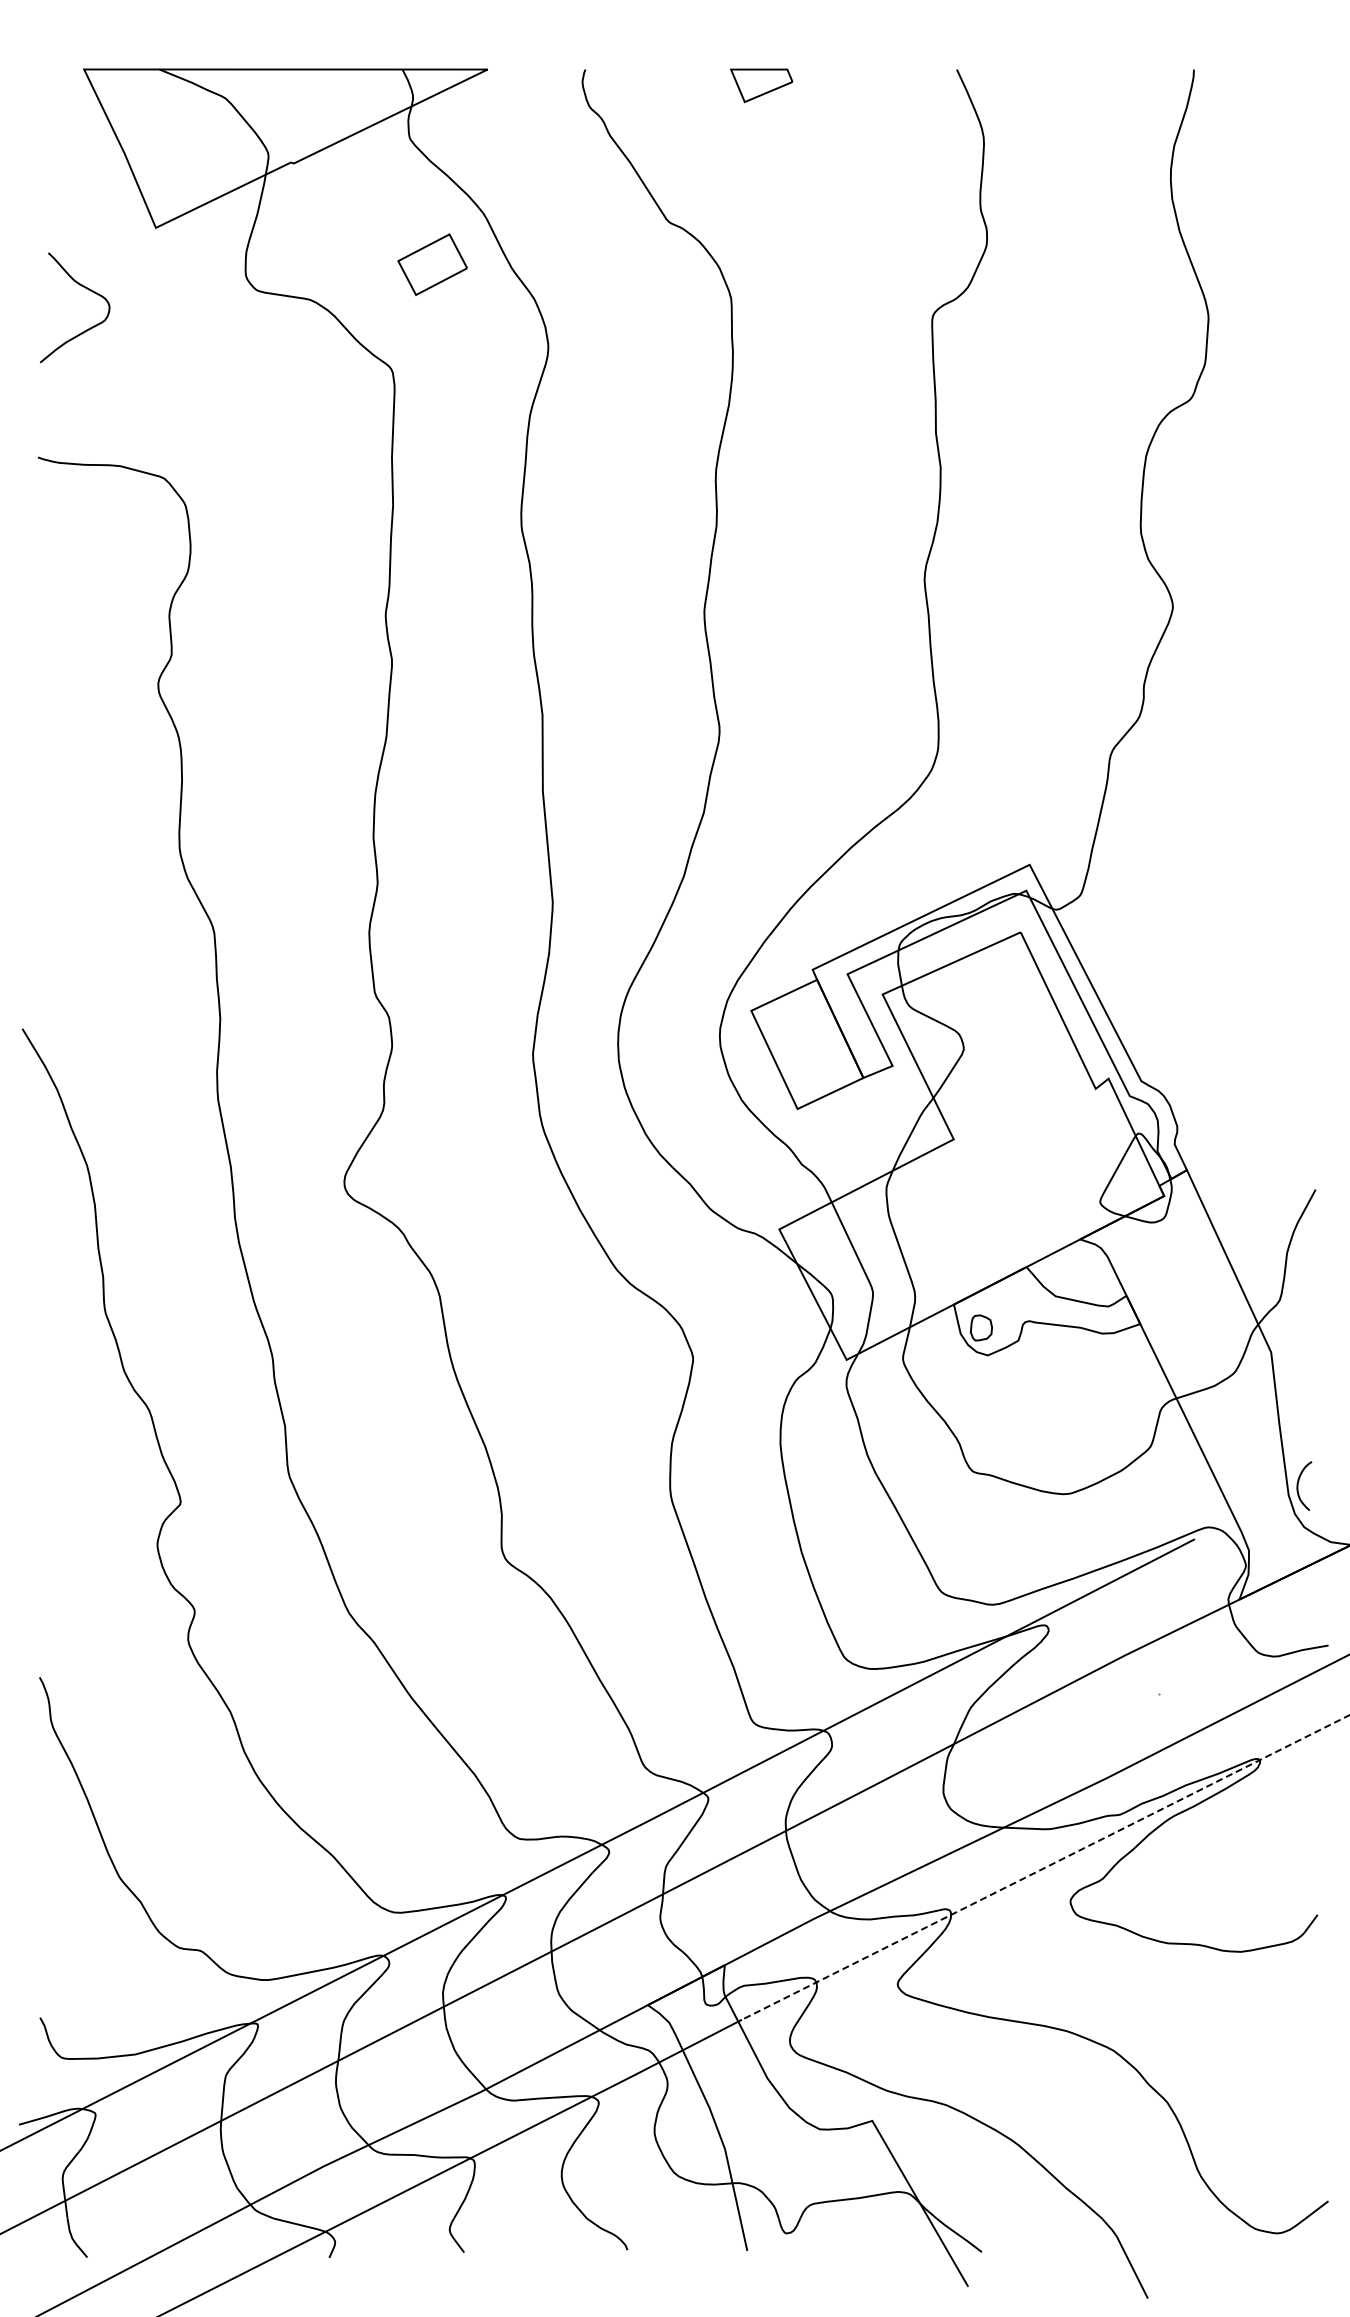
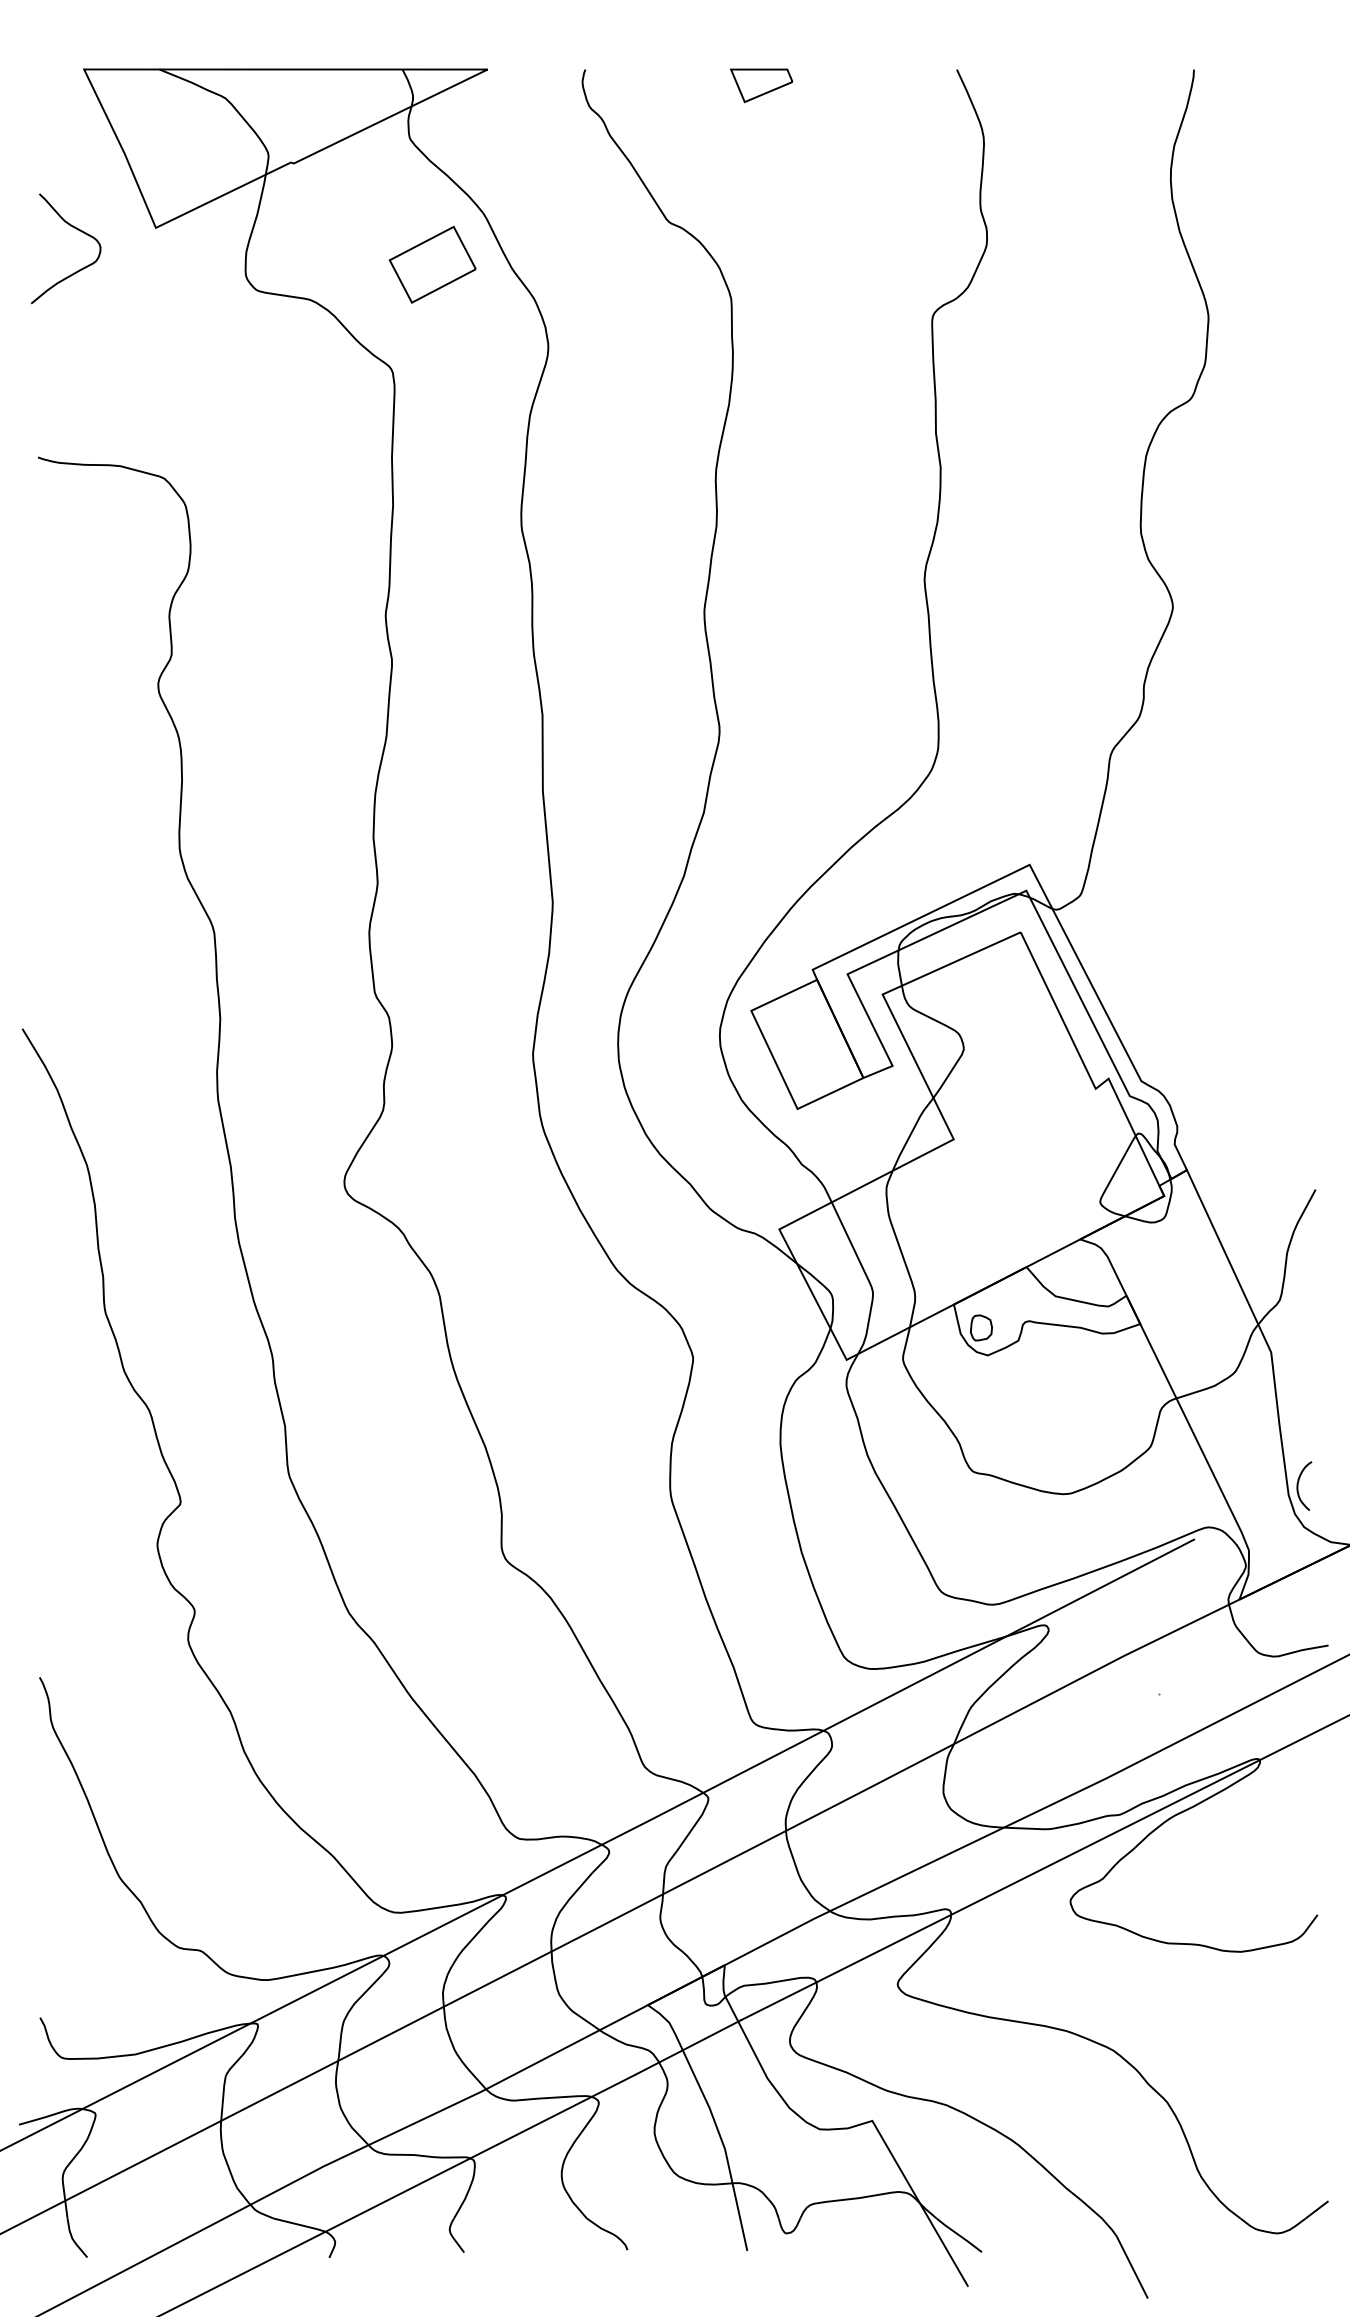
part size: 71x63 px -> 89x79 px (432, 264)
curve position: (88, 290) -> (79, 231) (79, 231)
line: dashed -> solid (1044, 1867)
